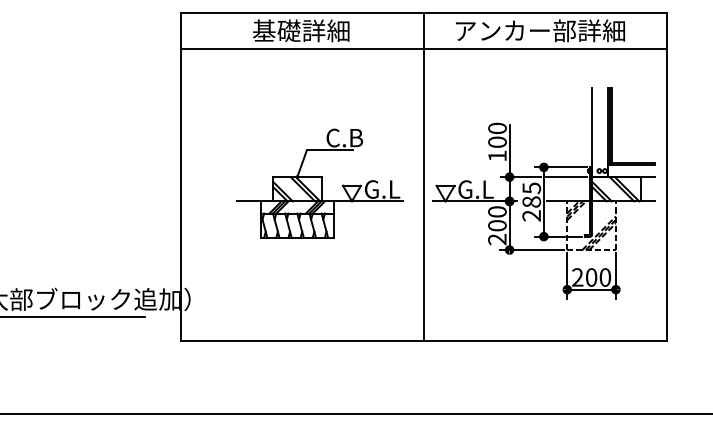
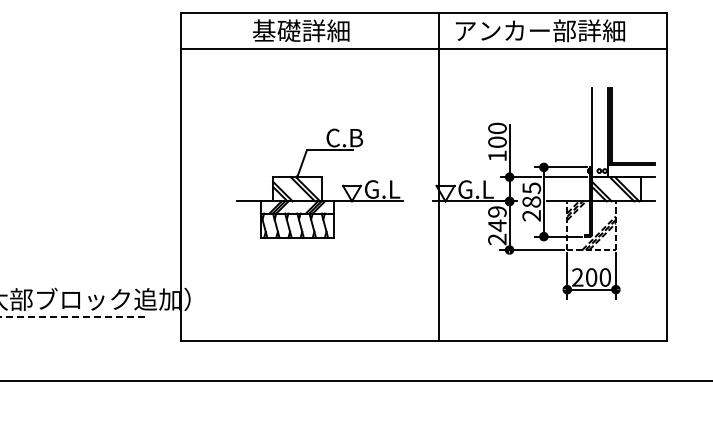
line position: (424, 177) -> (439, 177) (439, 177)
text: 200 -> 249 (497, 219)
line: solid -> dashed (72, 316)
line position: (355, 413) -> (355, 380) (355, 380)
